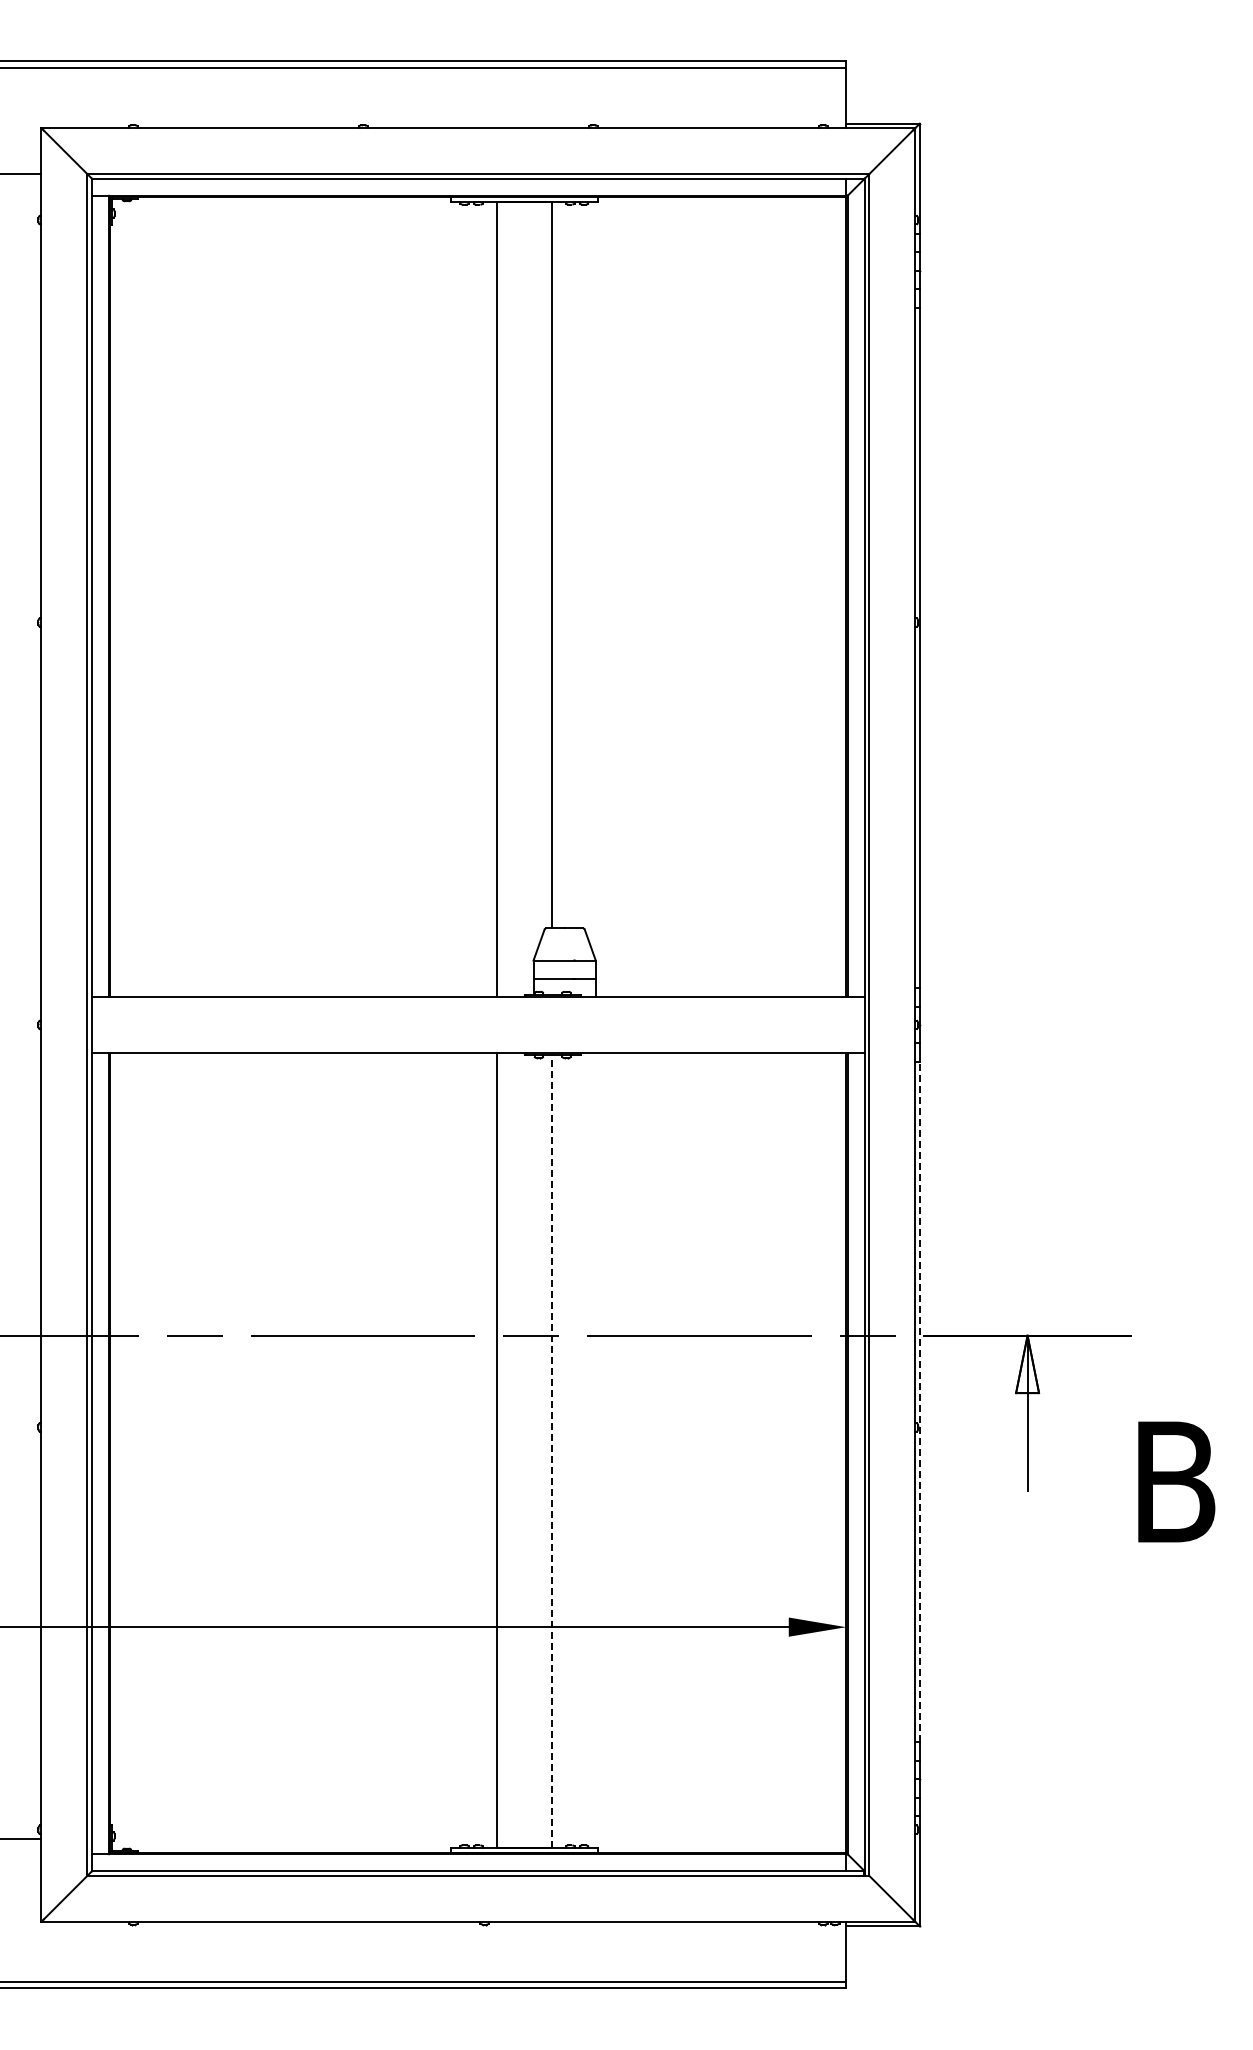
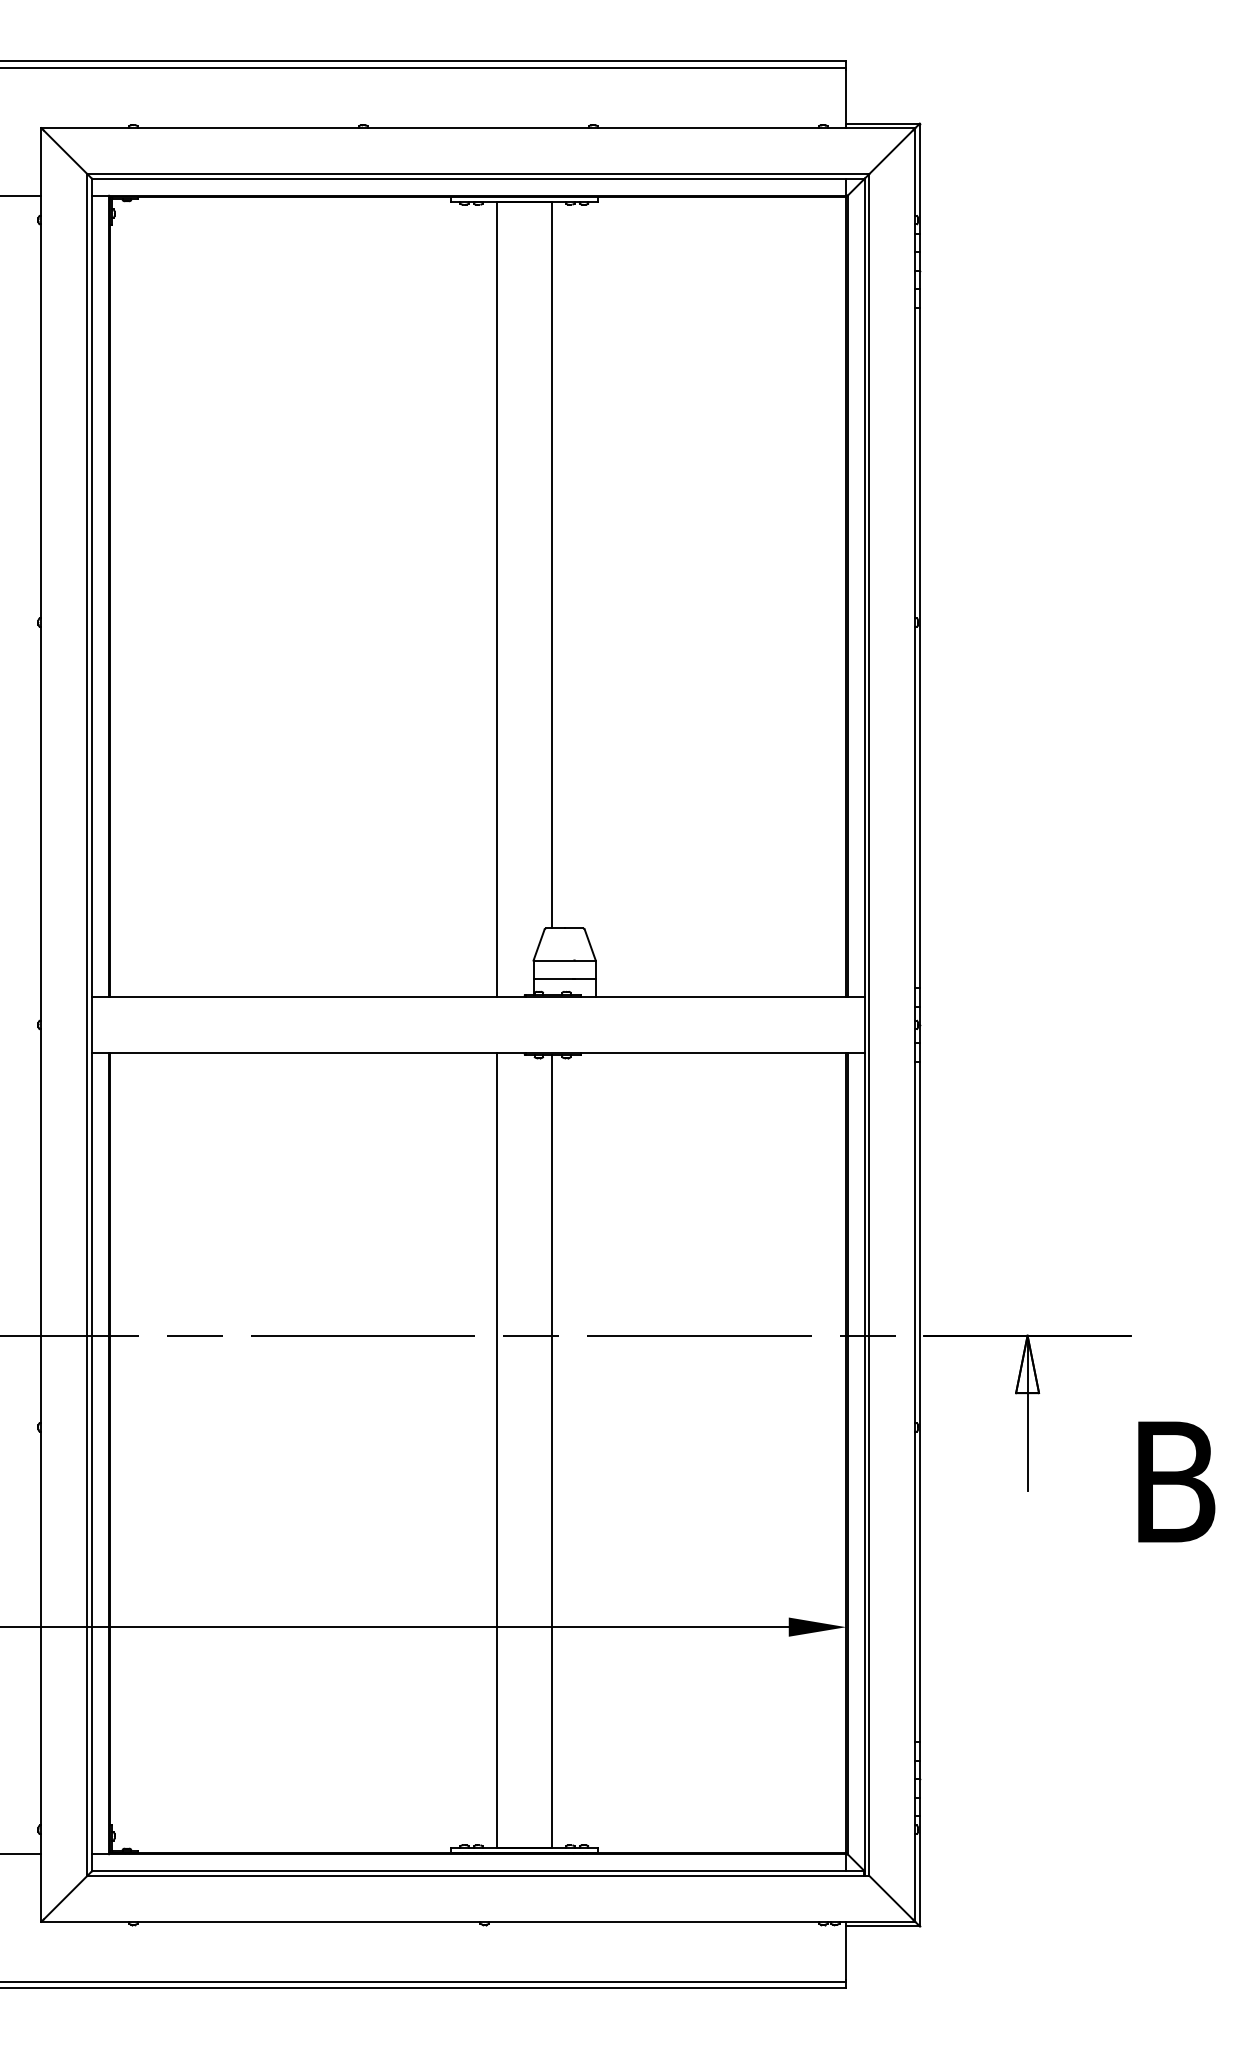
line position: (21, 173) -> (21, 195) (21, 195)
line: dashed -> solid (919, 1401)
line: dashed -> solid (551, 1451)
line position: (21, 1839) -> (21, 1854) (21, 1854)
